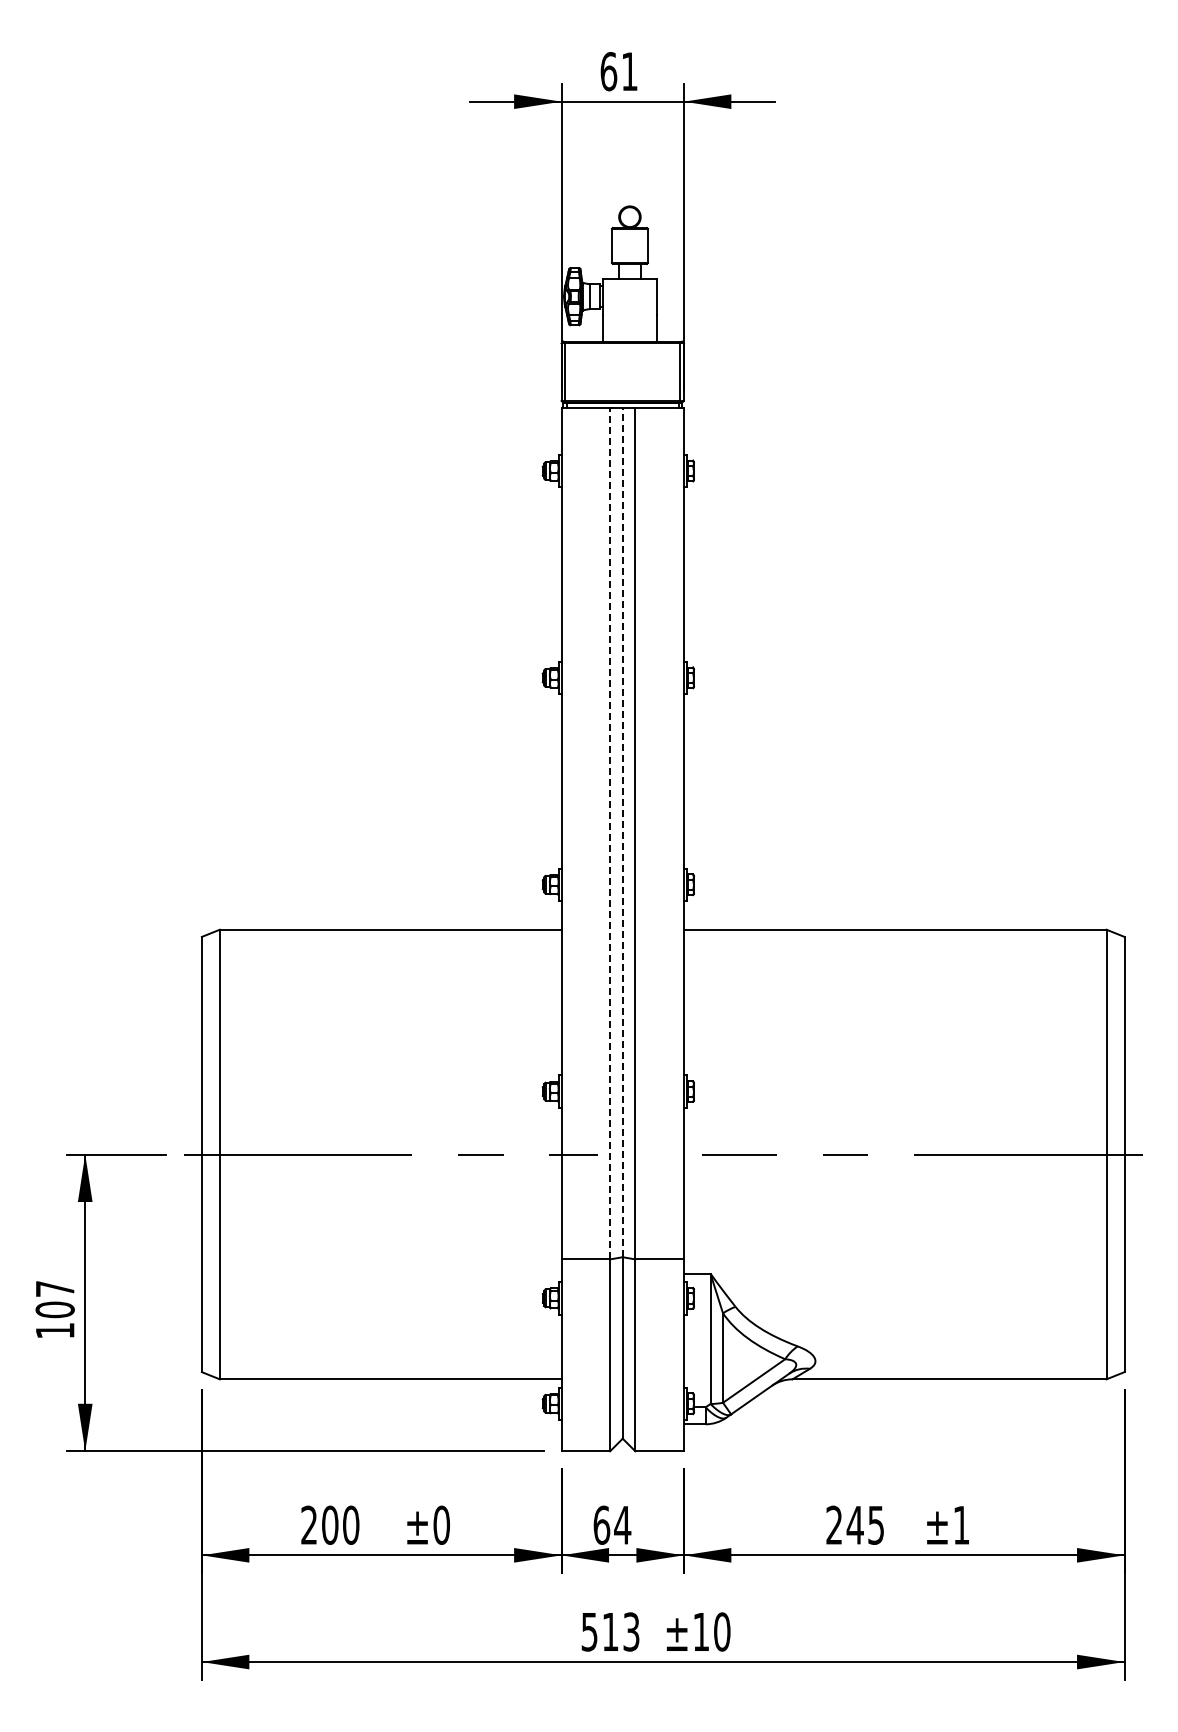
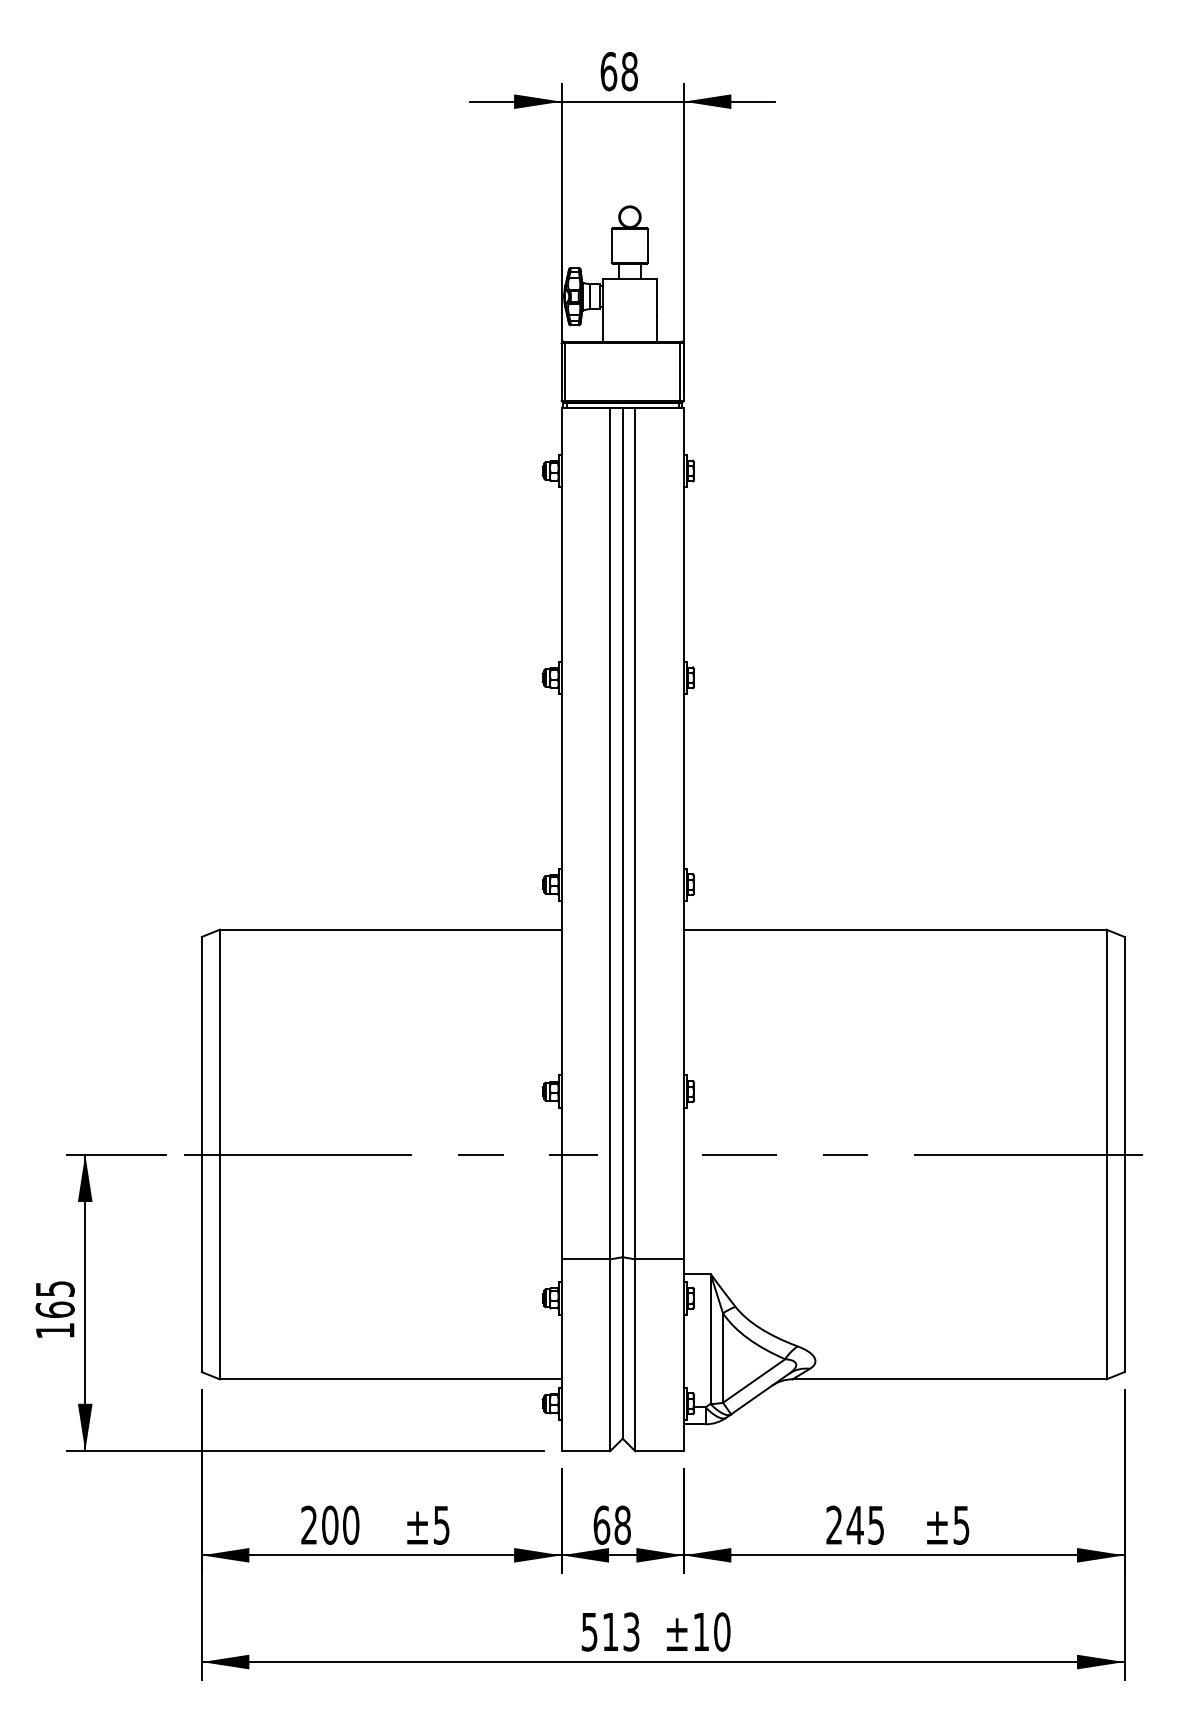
text: 61 -> 68 (629, 71)
line: dashed -> solid (622, 832)
line: dashed -> solid (610, 833)
text: 107 -> 165 (54, 1299)
text: ±0 -> ±5 (441, 1524)
text: 64 -> 68 (622, 1524)
text: ±1 -> ±5 (961, 1525)
